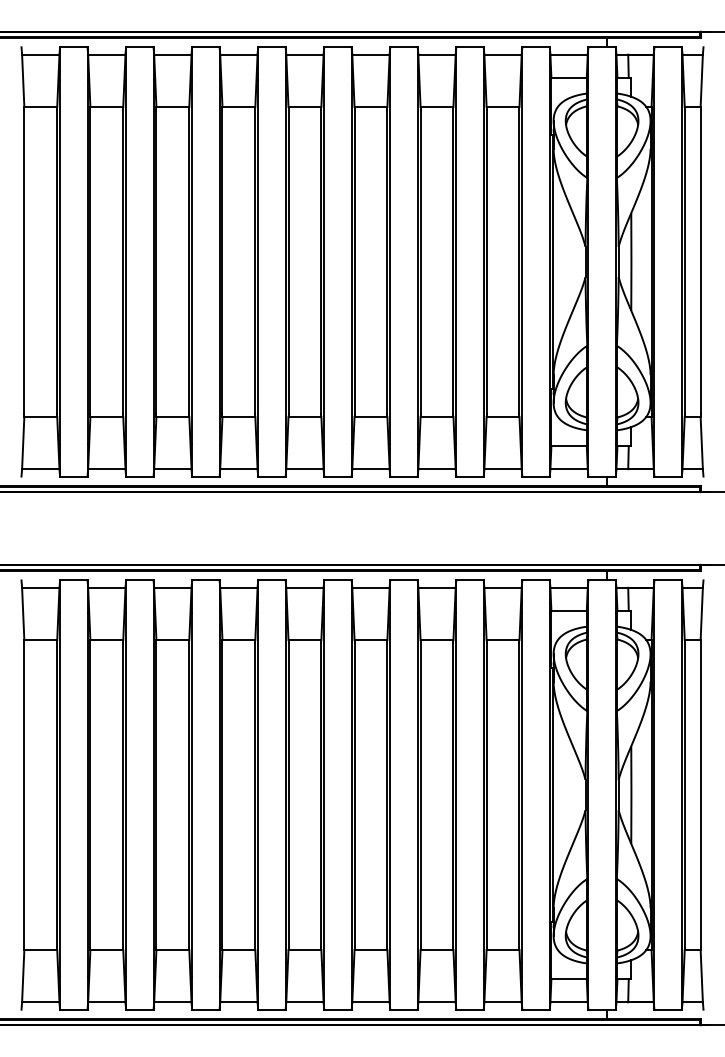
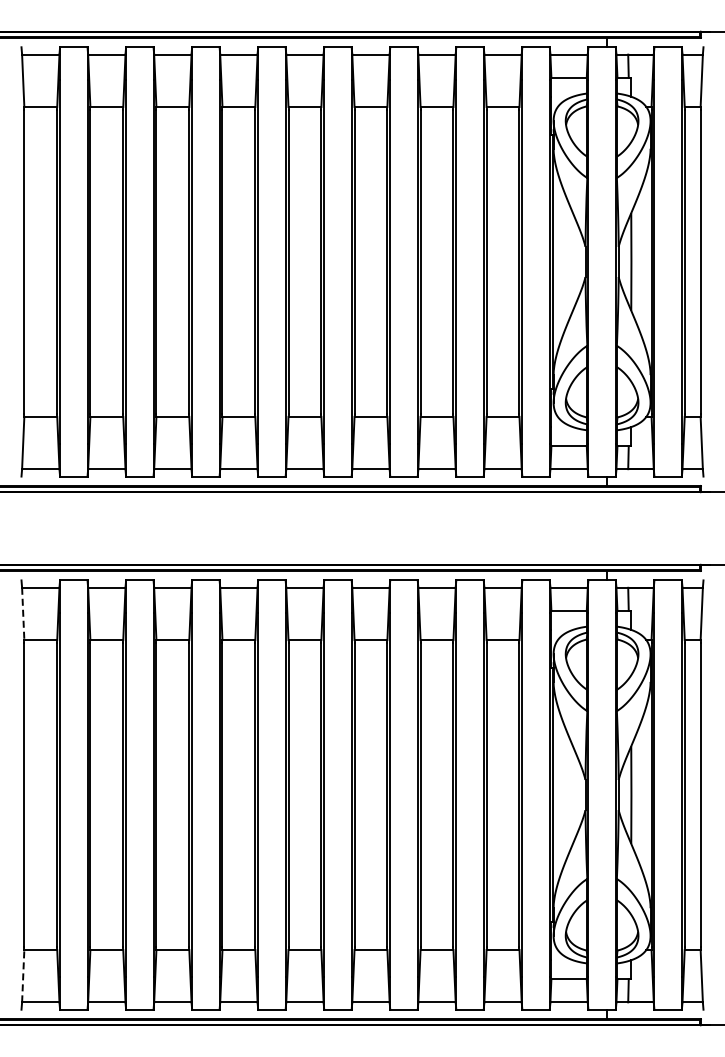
line: solid -> dashed (23, 614)
line: solid -> dashed (23, 975)
